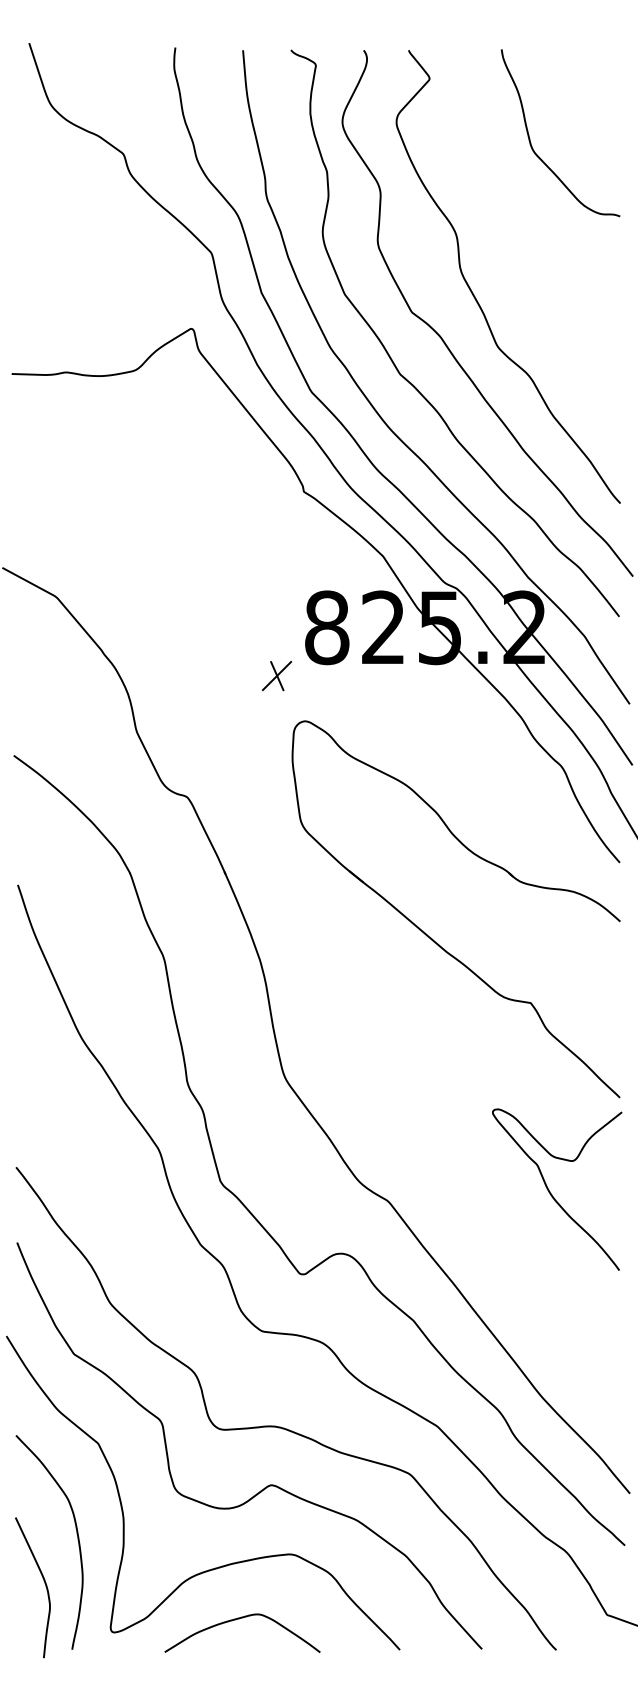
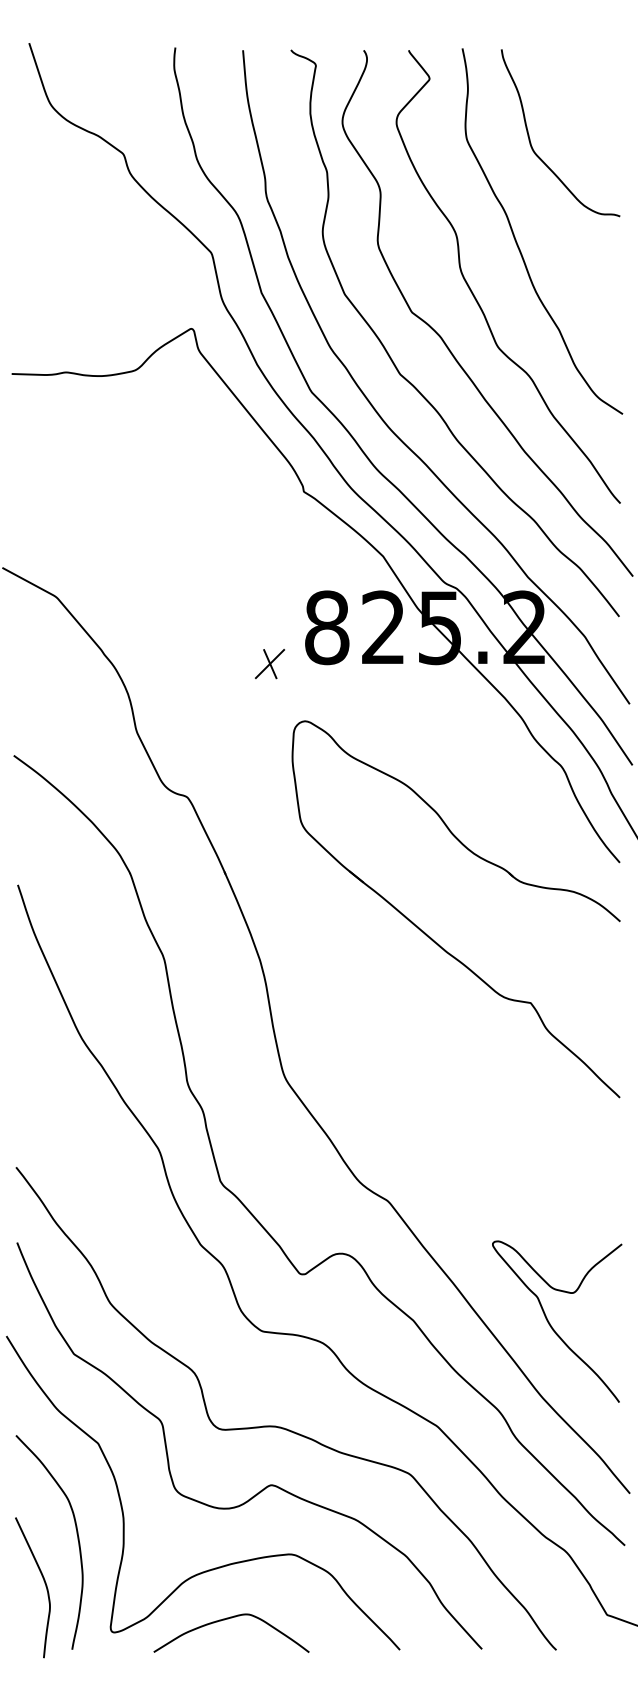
curve: none -> present (516, 239)
part position: (276, 676) -> (269, 664) (269, 664)
curve position: (552, 1194) -> (552, 1326) (552, 1326)
curve position: (239, 1619) -> (228, 1619) (228, 1619)
